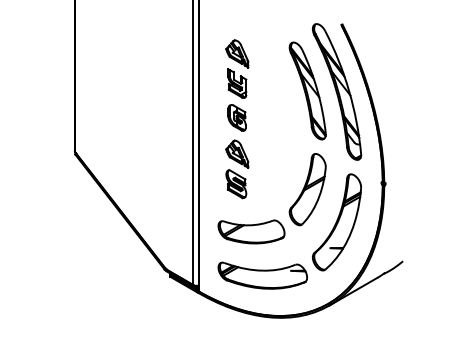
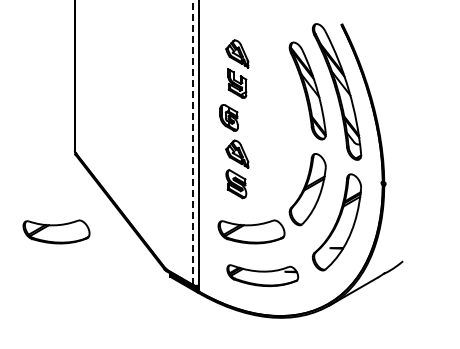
part position: (236, 117) -> (228, 117) (228, 117)
line: solid -> dashed (193, 142)
part: none -> present (56, 231)
part size: 91x29 px -> 74x24 px (262, 275)
